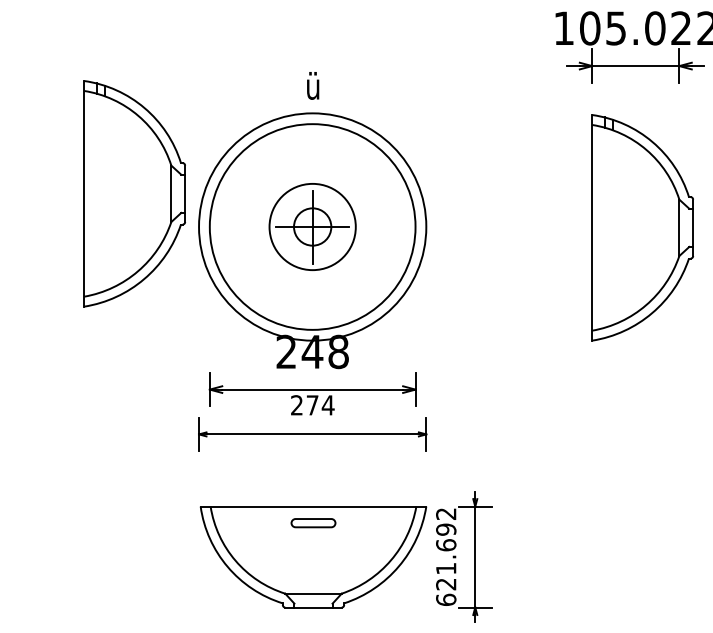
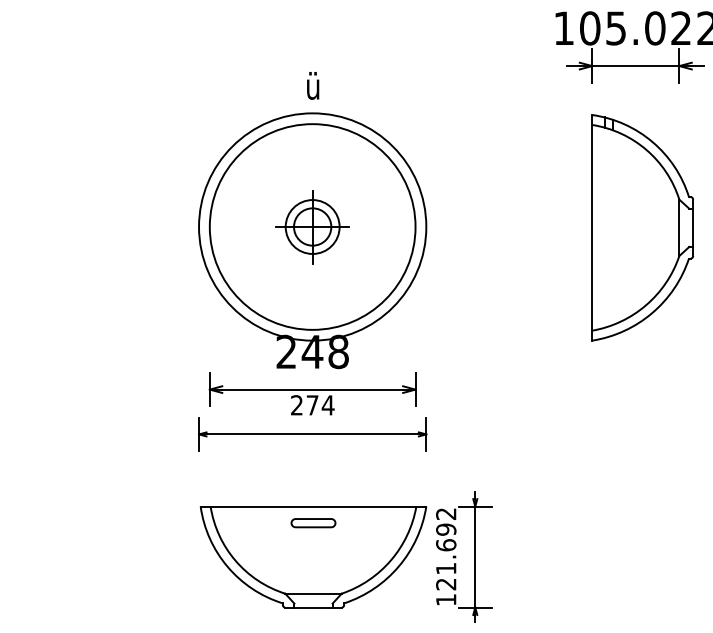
part: present -> none (134, 193)
circle diameter: 86 px -> 54 px (312, 226)
text: 621.692 -> 121.692 (446, 599)
